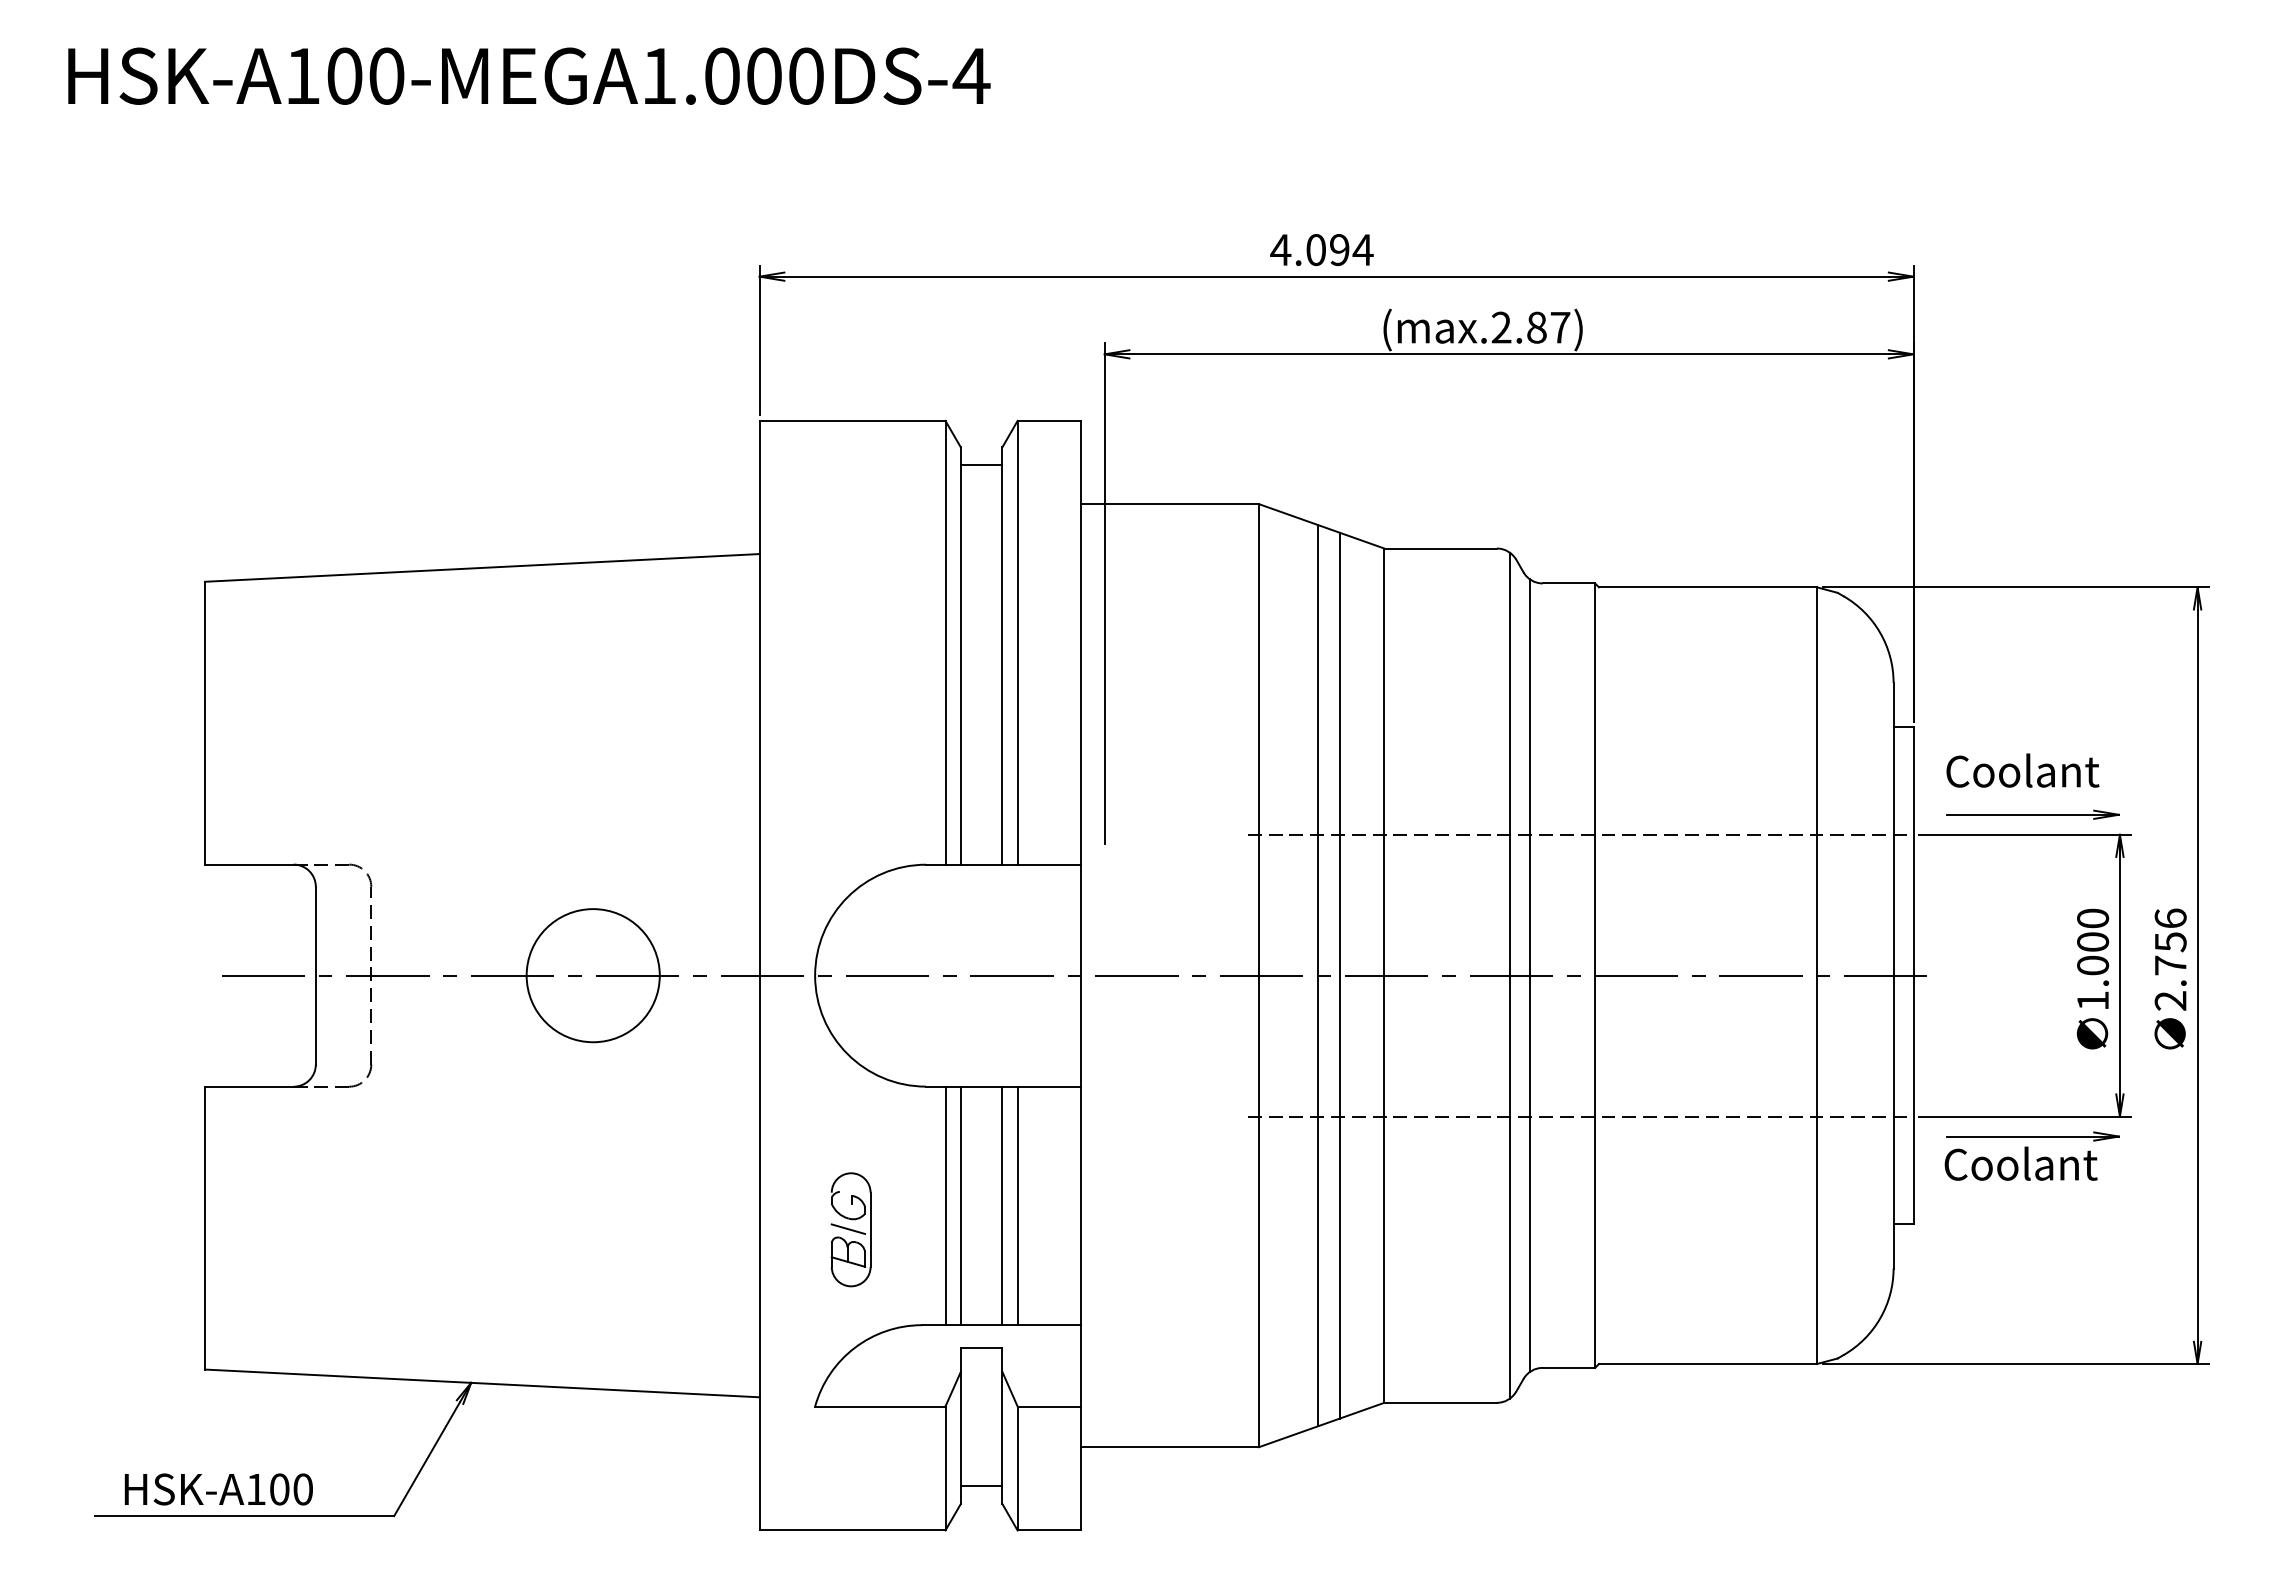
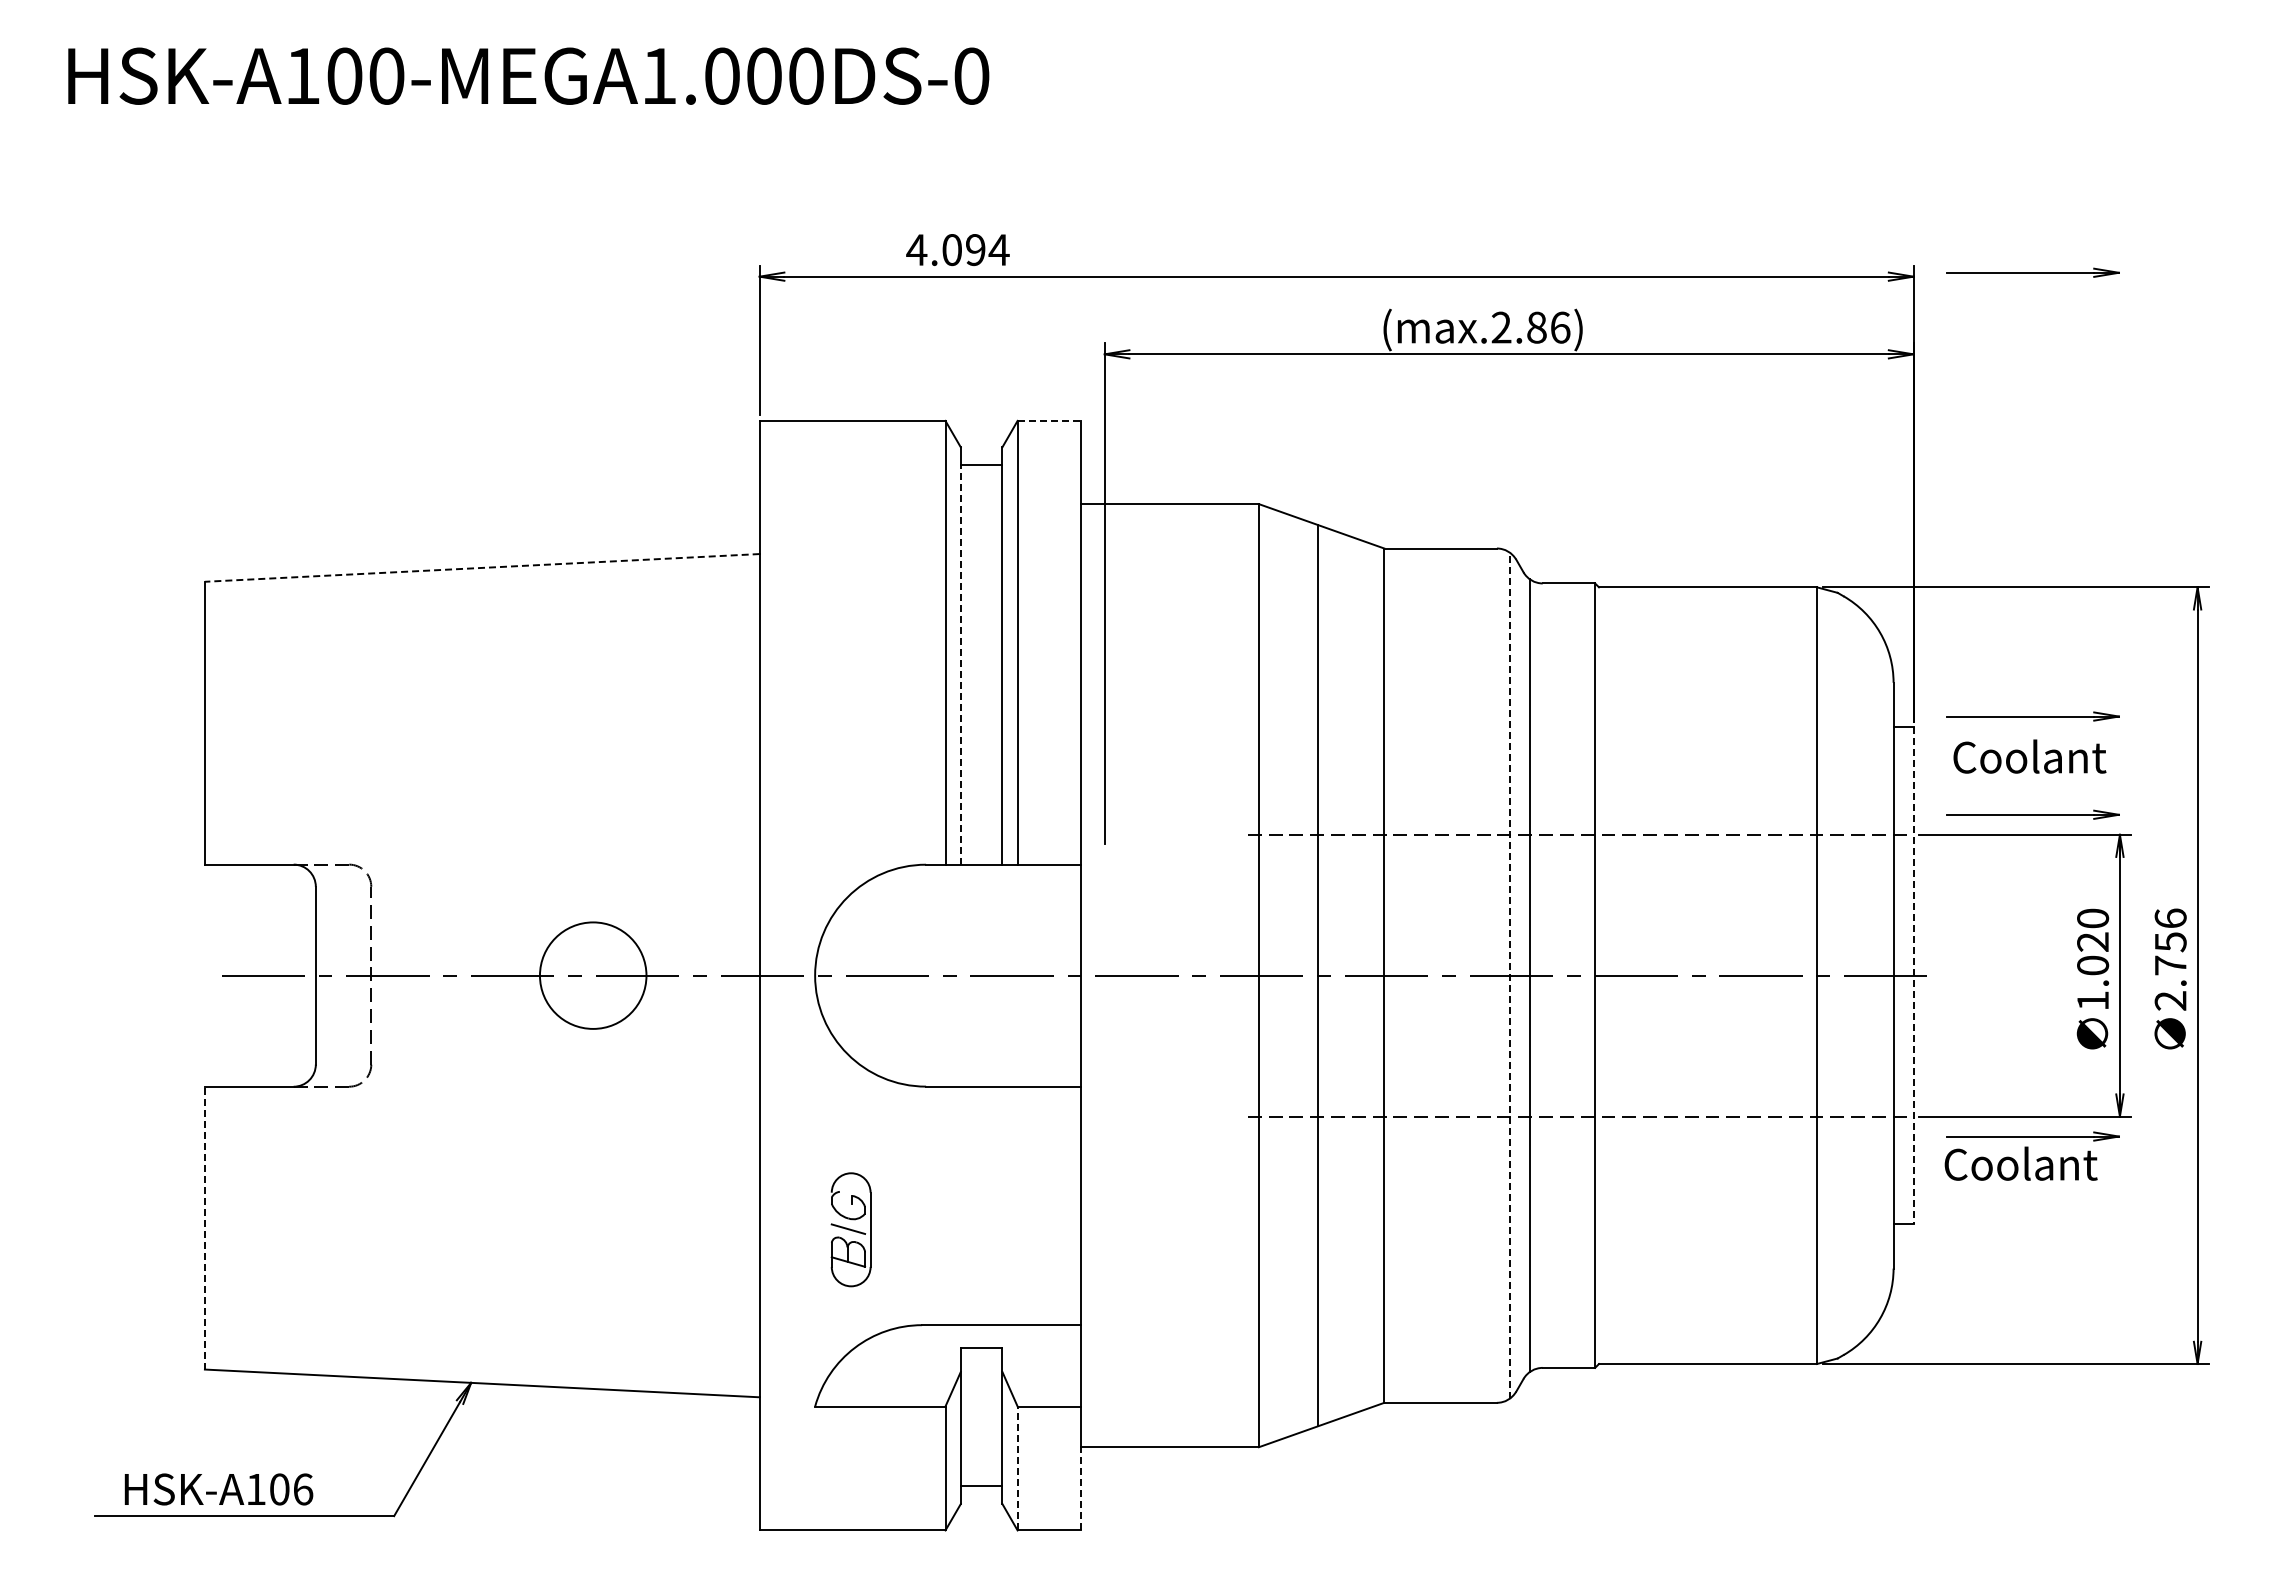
text: HSK-A100-MEGA1.000DS-4 -> HSK-A100-MEGA1.000DS-0 (971, 75)
text position: (1321, 250) -> (957, 250) (957, 250)
part: none -> present (2032, 272)
text: (max.2.87) -> (max.2.86) (1560, 327)
line: solid -> dashed (1049, 420)
line: solid -> dashed (482, 567)
line: solid -> dashed (960, 665)
part: none -> present (2032, 716)
text position: (2022, 770) -> (2029, 756) (2029, 756)
text: 1.000 -> 1.020 (2093, 941)
circle diameter: 133 px -> 107 px (592, 975)
line: present -> none (1339, 975)
line: solid -> dashed (1509, 975)
line: solid -> dashed (1913, 976)
line: present -> none (945, 1205)
line: present -> none (960, 1205)
line: present -> none (1002, 1205)
line: present -> none (1017, 1205)
line: solid -> dashed (204, 1227)
line: solid -> dashed (1017, 1468)
line: solid -> dashed (1081, 1488)
text: HSK-A100 -> HSK-A106 (303, 1489)
